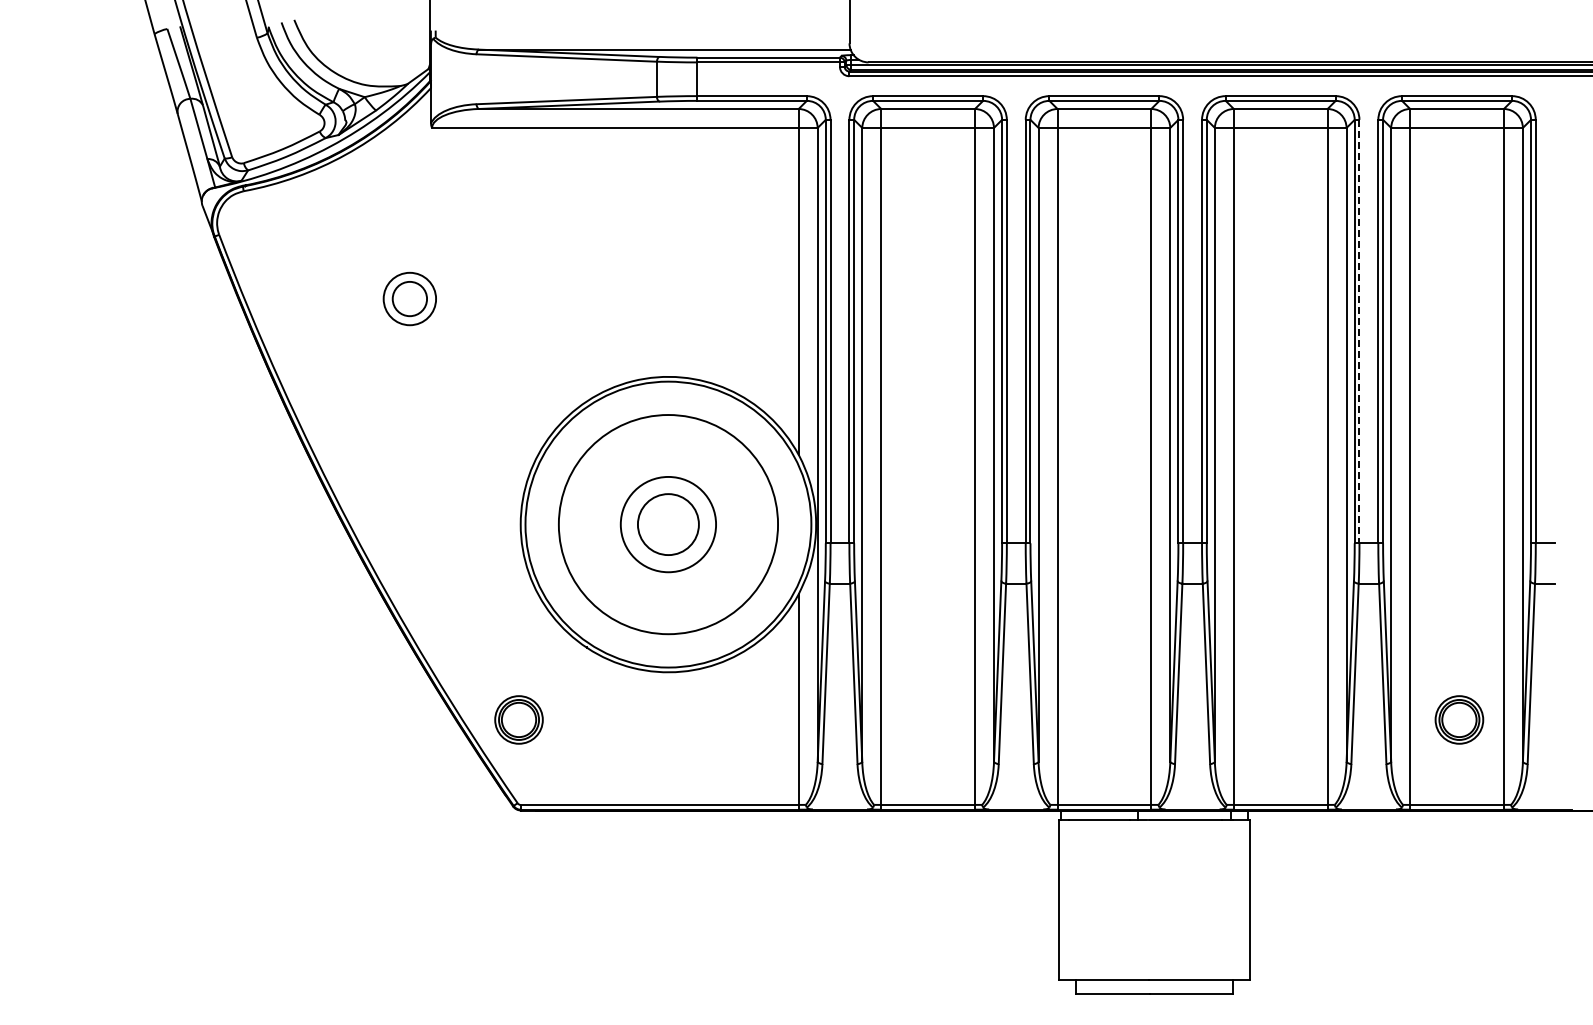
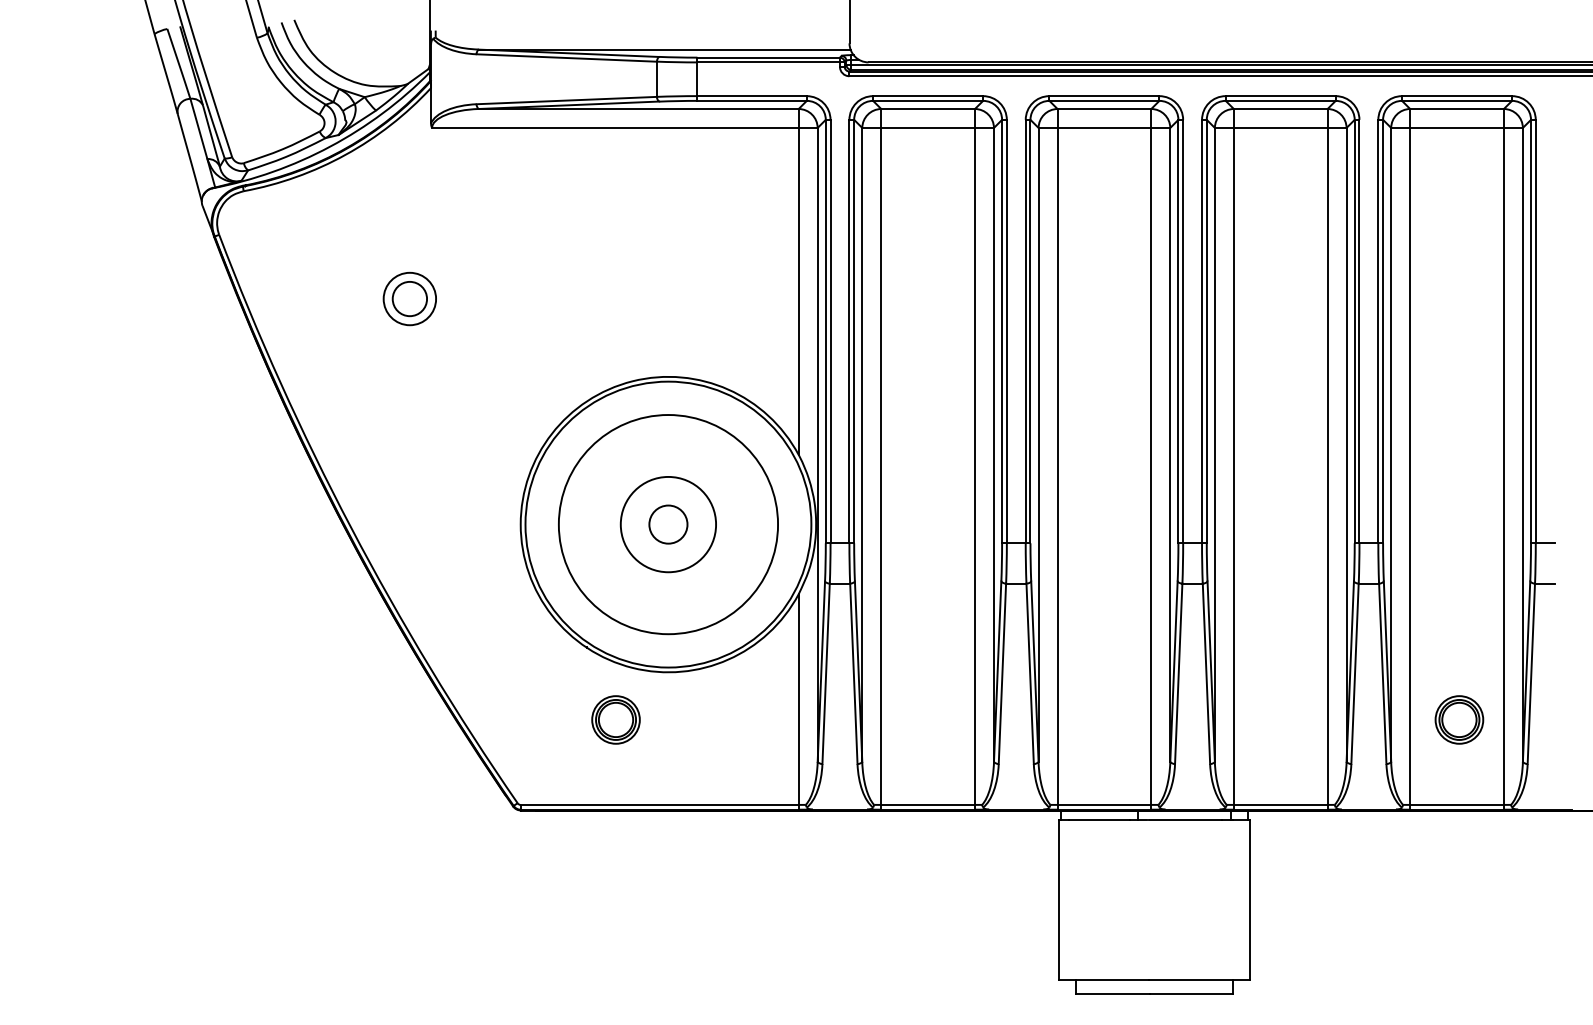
line: dashed -> solid (1359, 331)
circle diameter: 61 px -> 38 px (668, 524)
part position: (518, 719) -> (615, 719) (615, 719)
